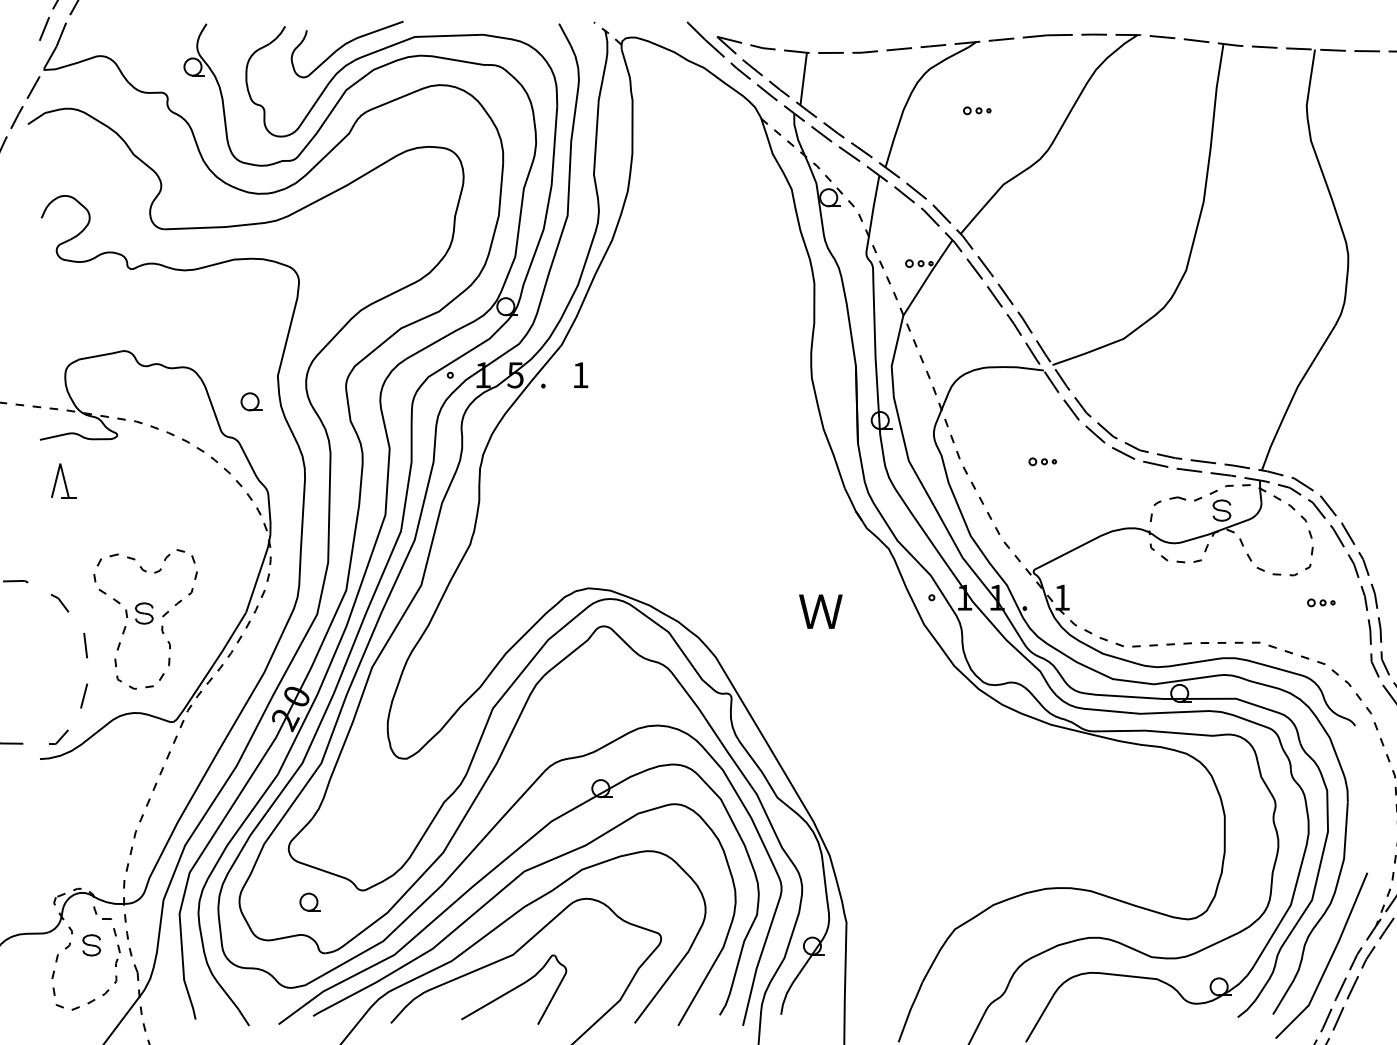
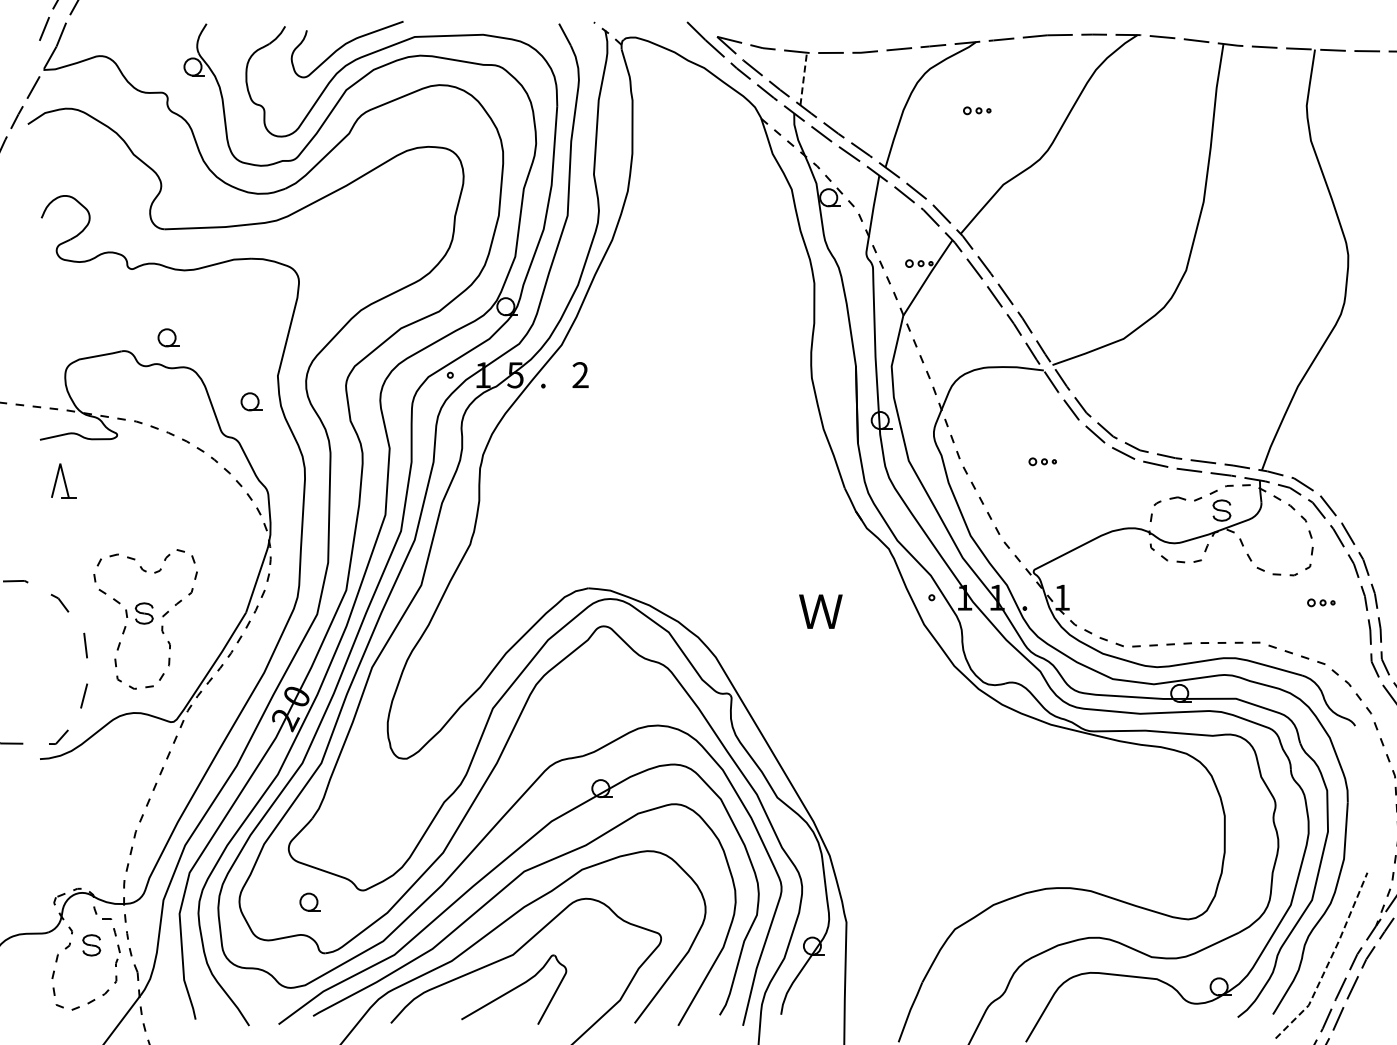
line: solid -> dashed (803, 77)
part: none -> present (168, 337)
text: 1 -> 2 (580, 374)
line: solid -> dashed (1330, 960)
